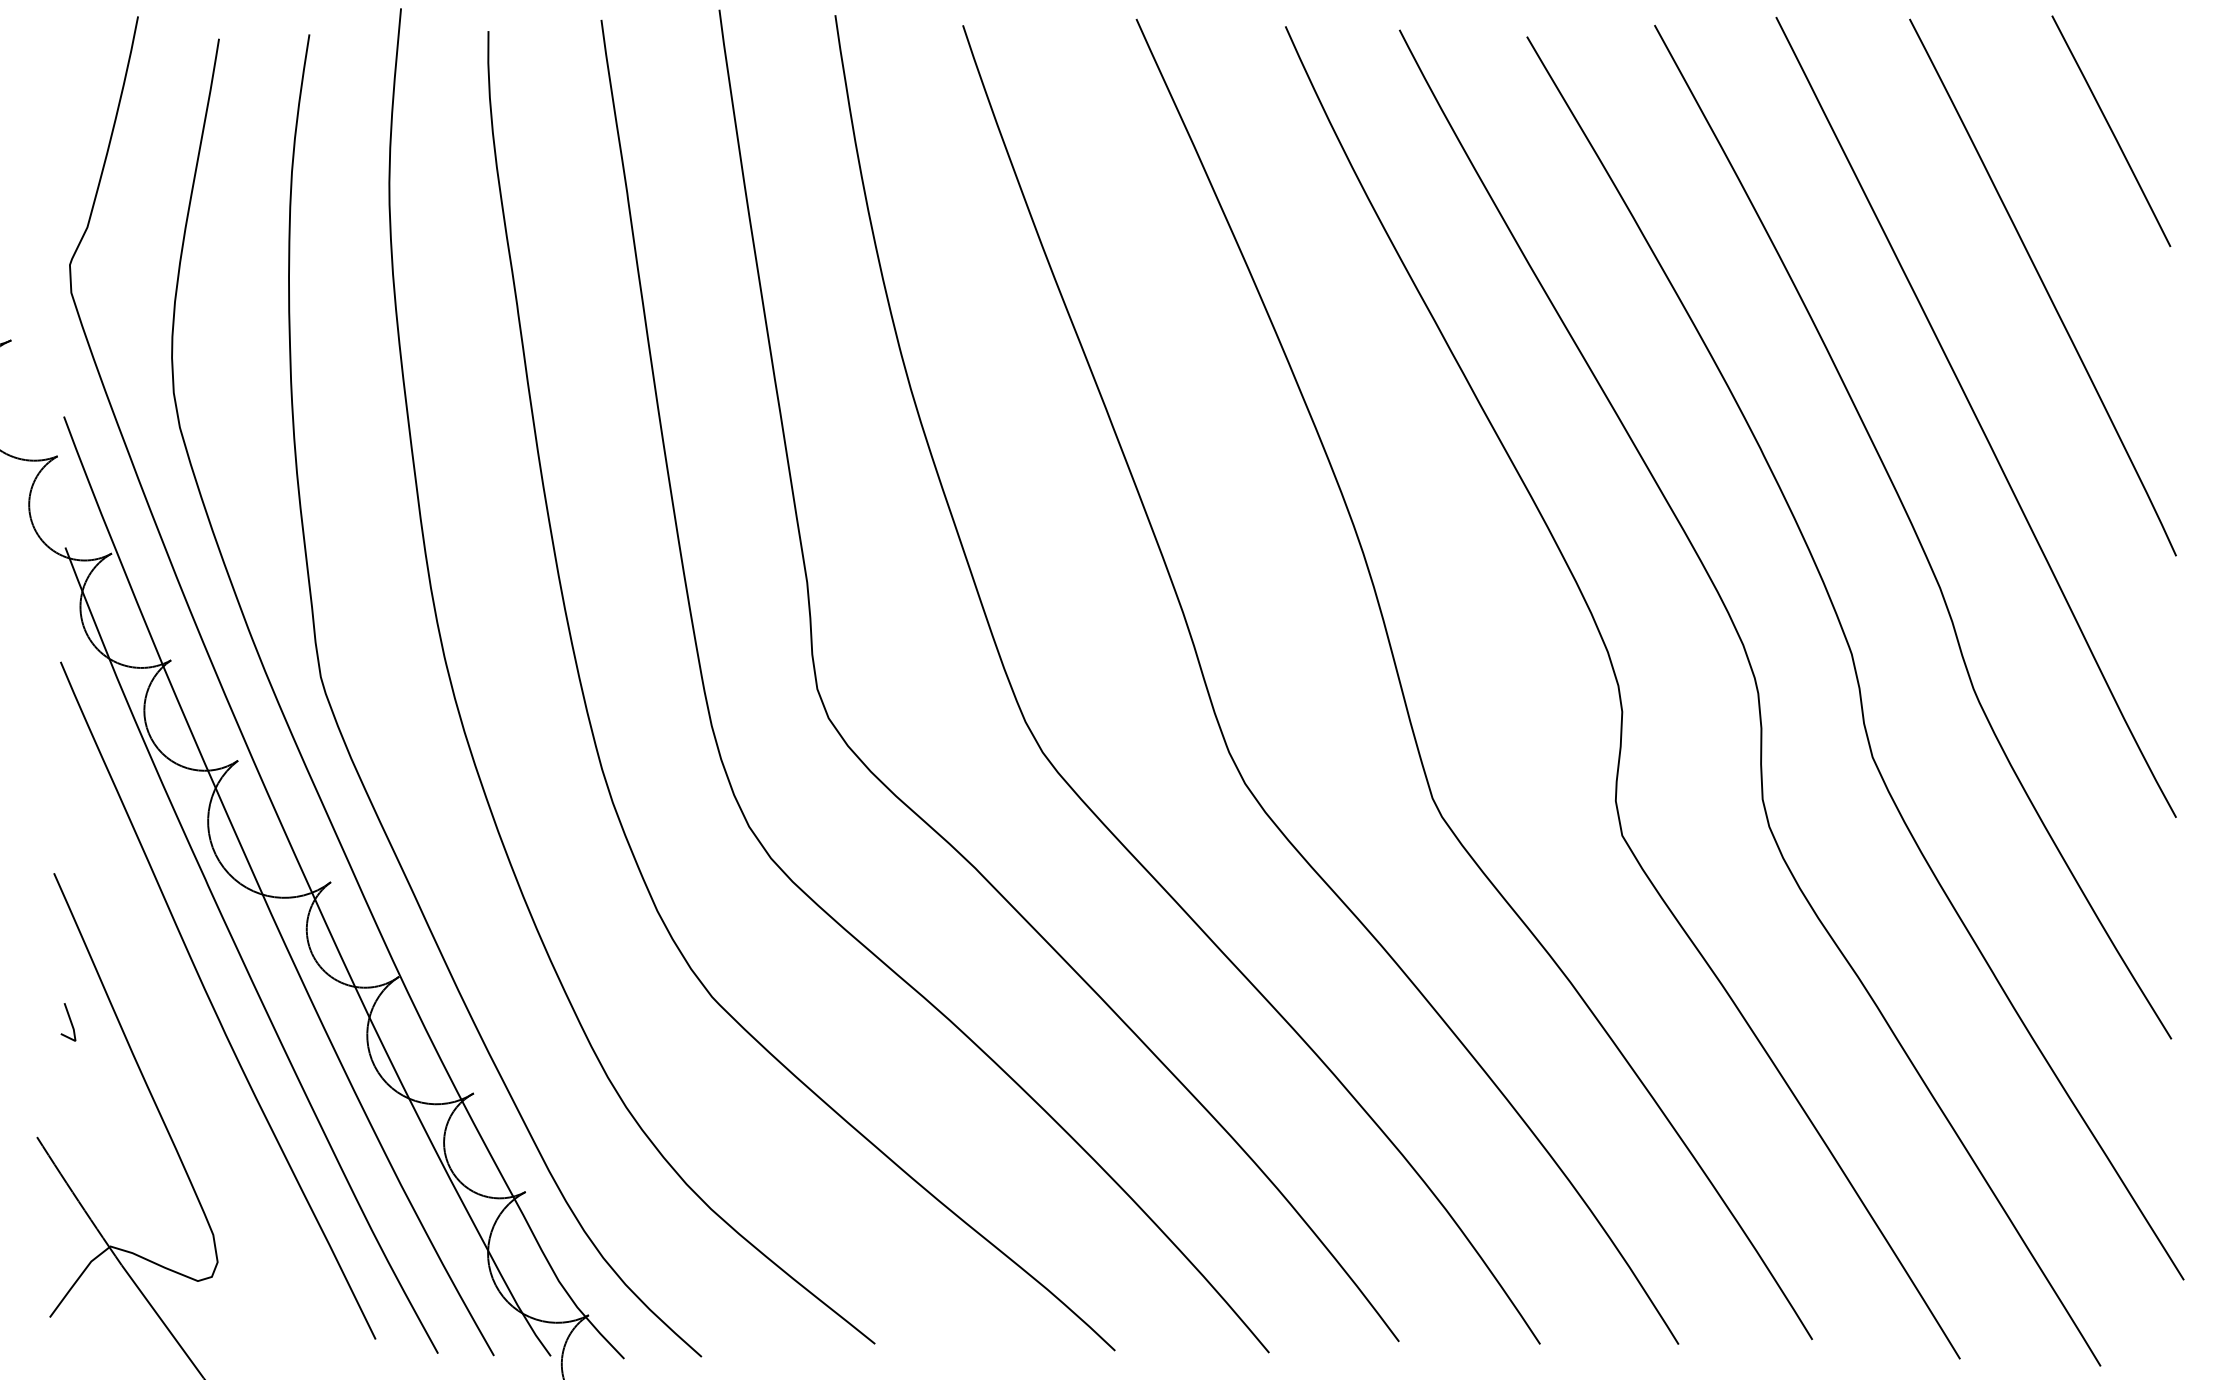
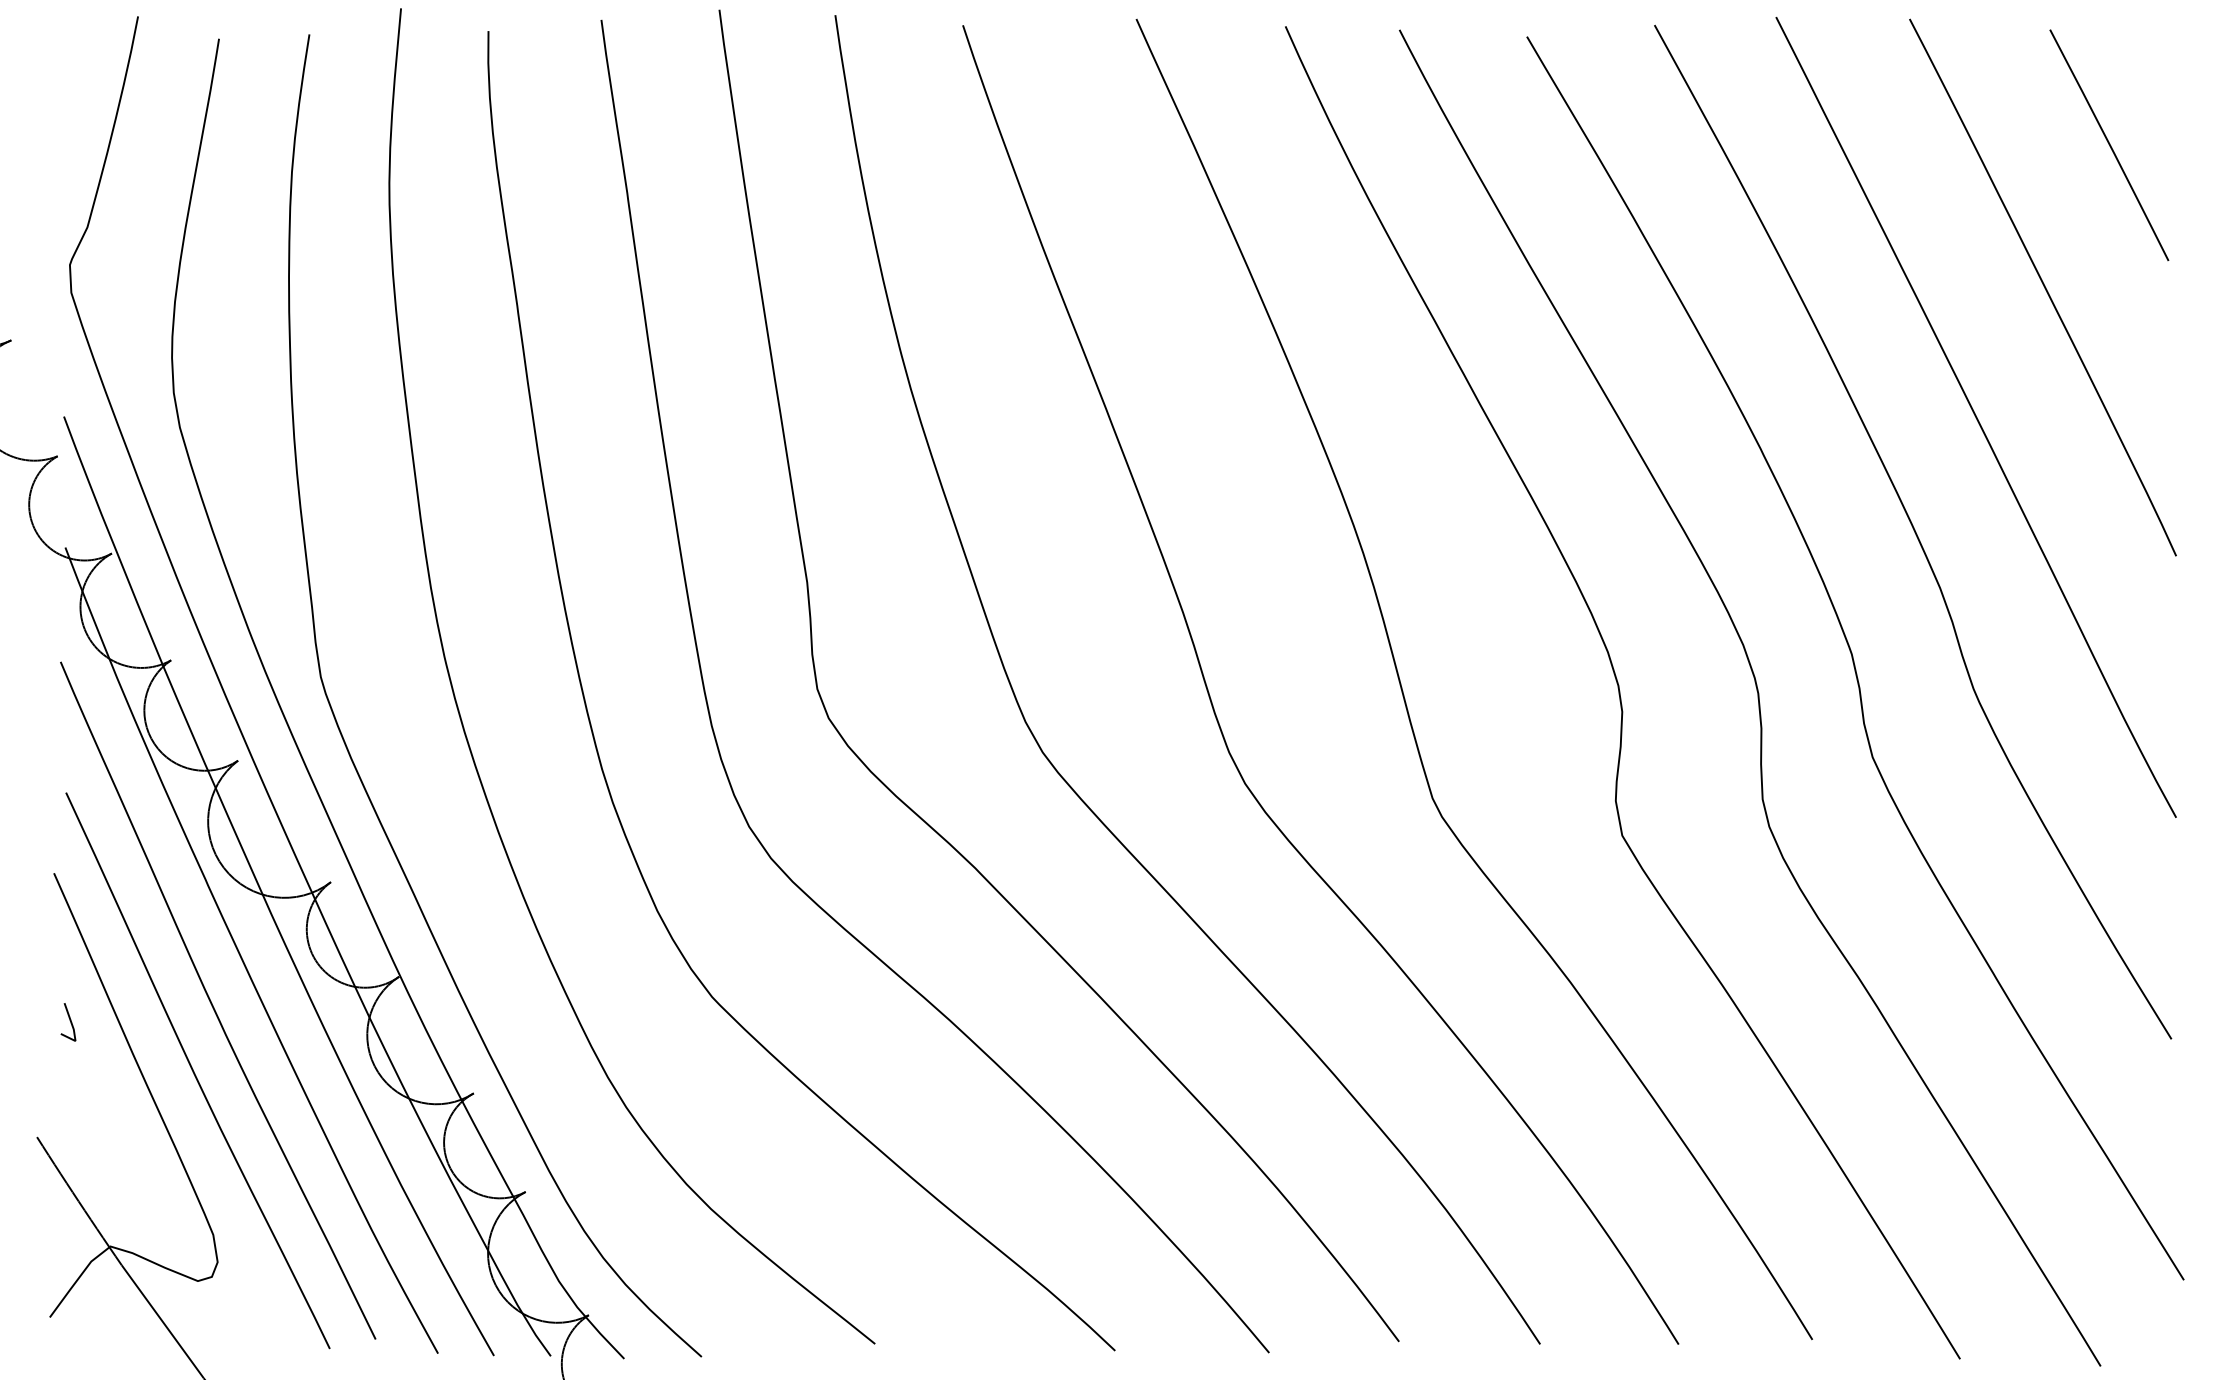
line position: (2111, 131) -> (2109, 145) (2109, 145)
curve: none -> present (194, 1071)
